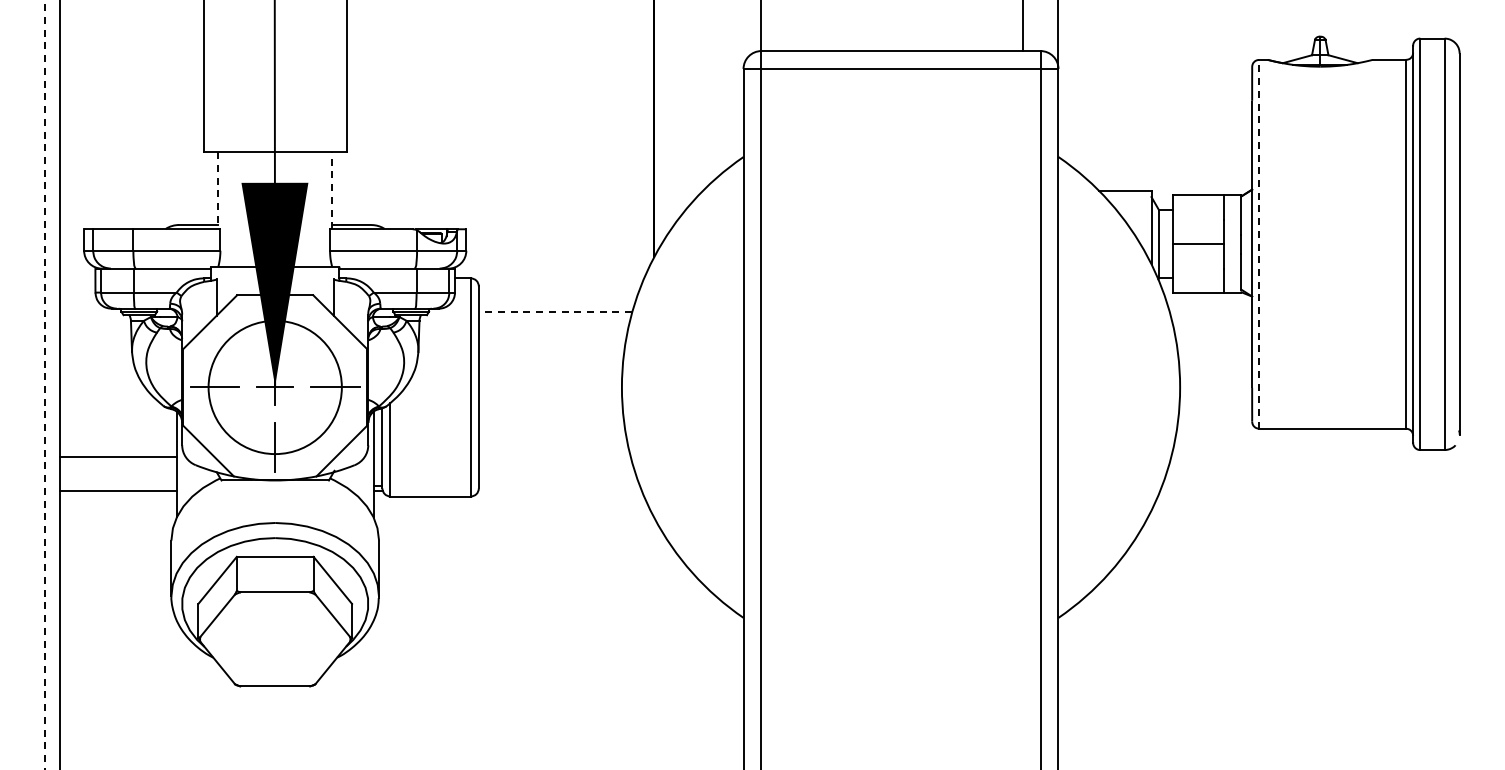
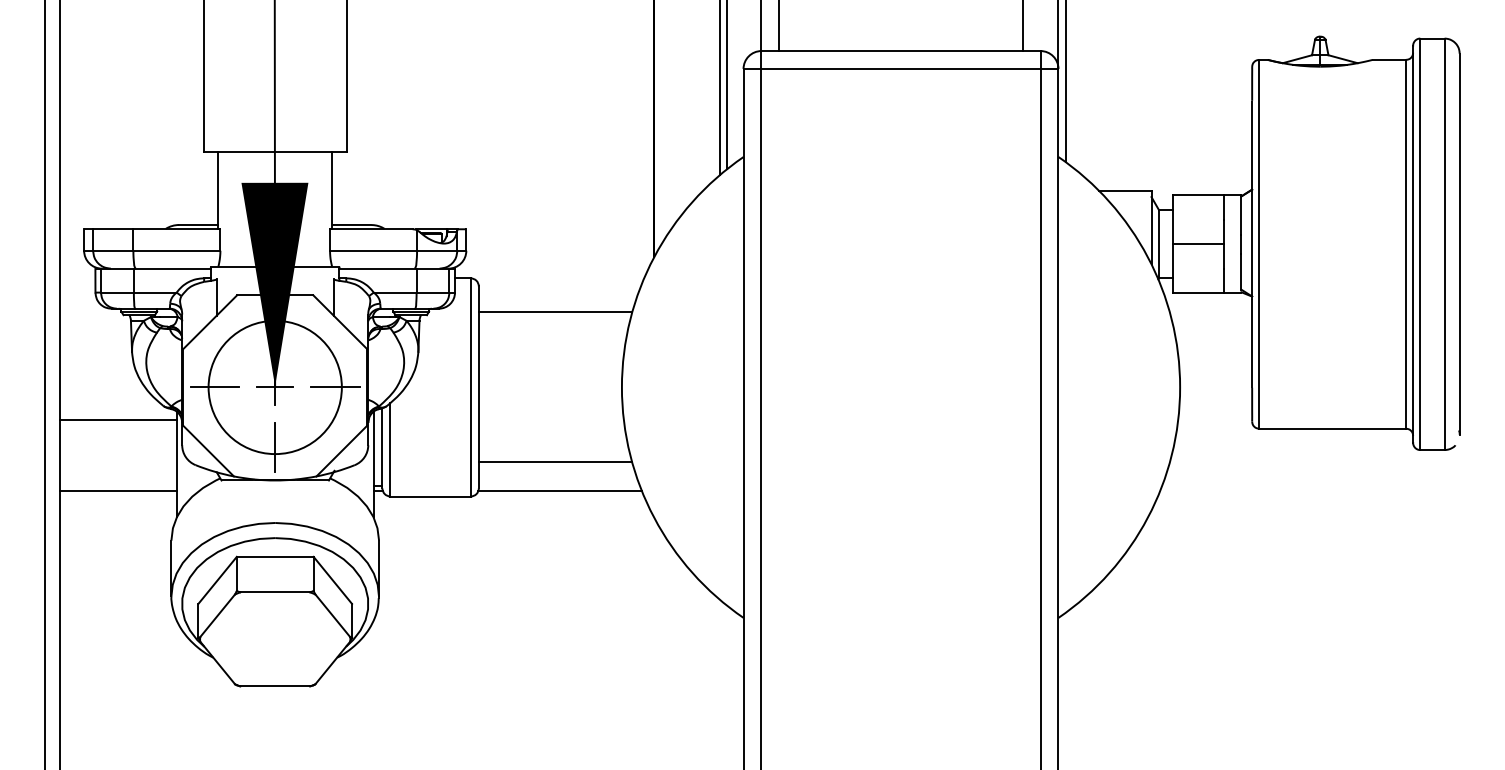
line: none -> present (779, 26)
line: none -> present (1065, 82)
line: none -> present (727, 85)
line: none -> present (720, 88)
line: dashed -> solid (217, 190)
line: dashed -> solid (332, 190)
line: dashed -> solid (1259, 243)
line: dashed -> solid (555, 312)
line: dashed -> solid (45, 385)
line position: (118, 456) -> (118, 419) (118, 419)
line: none -> present (555, 462)
line: none -> present (559, 491)
